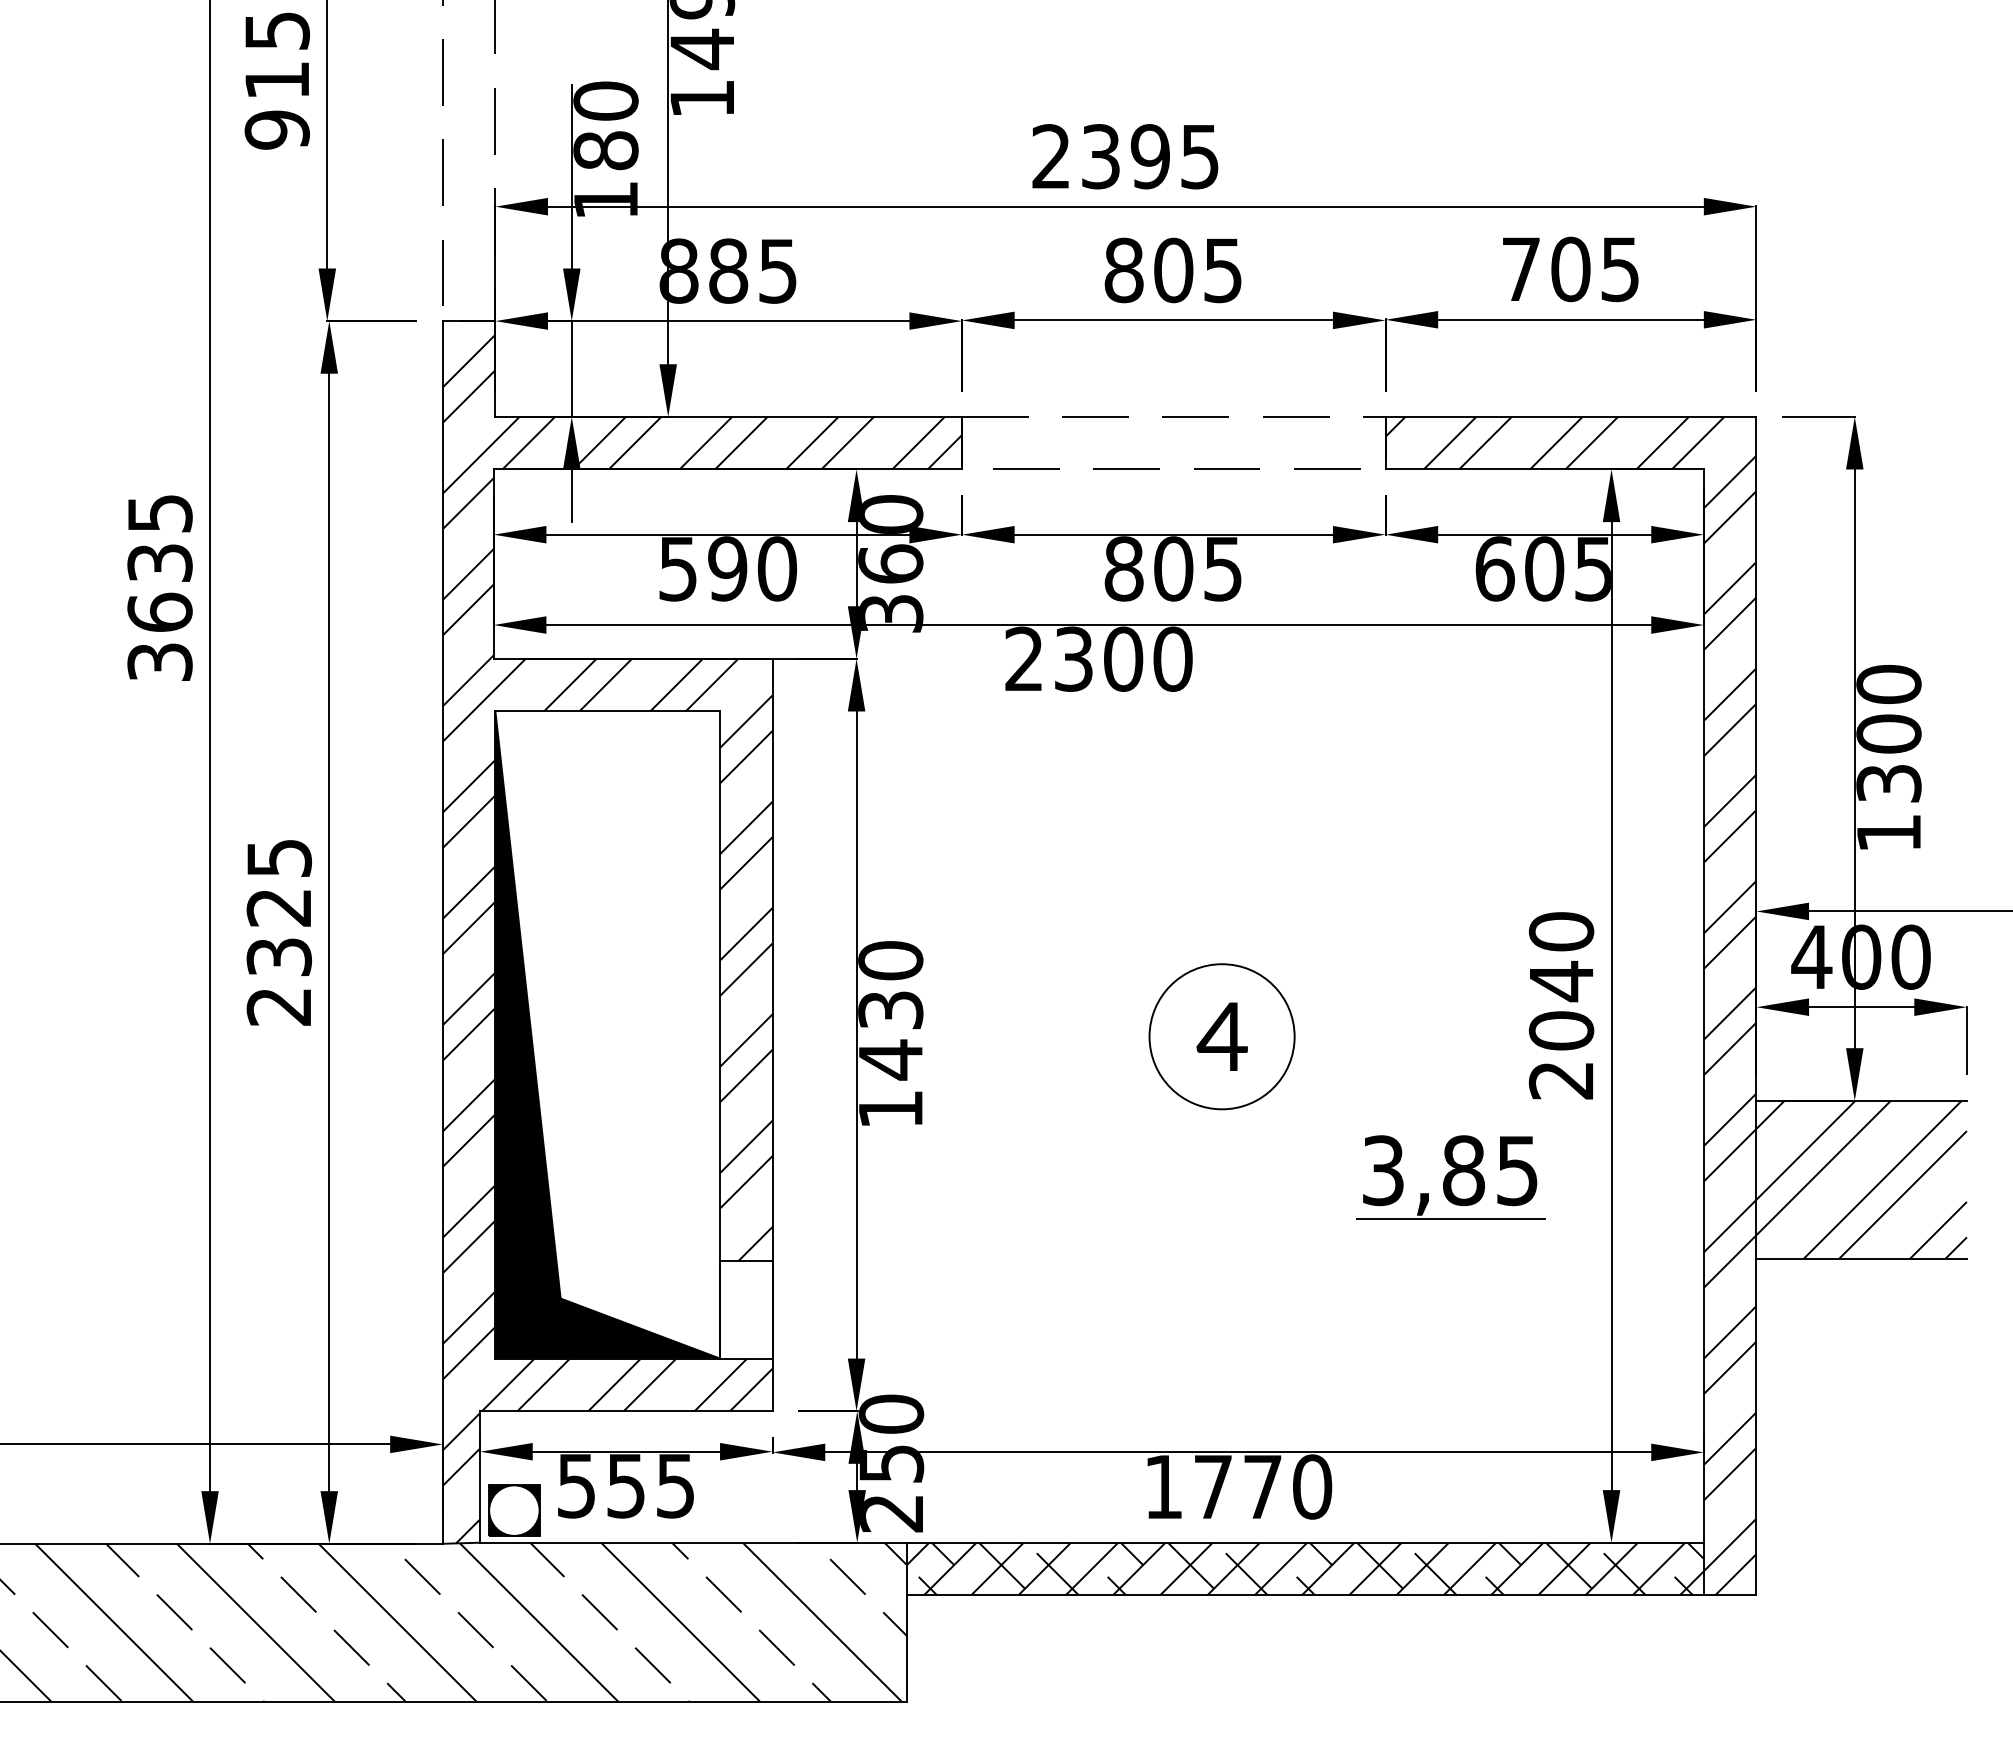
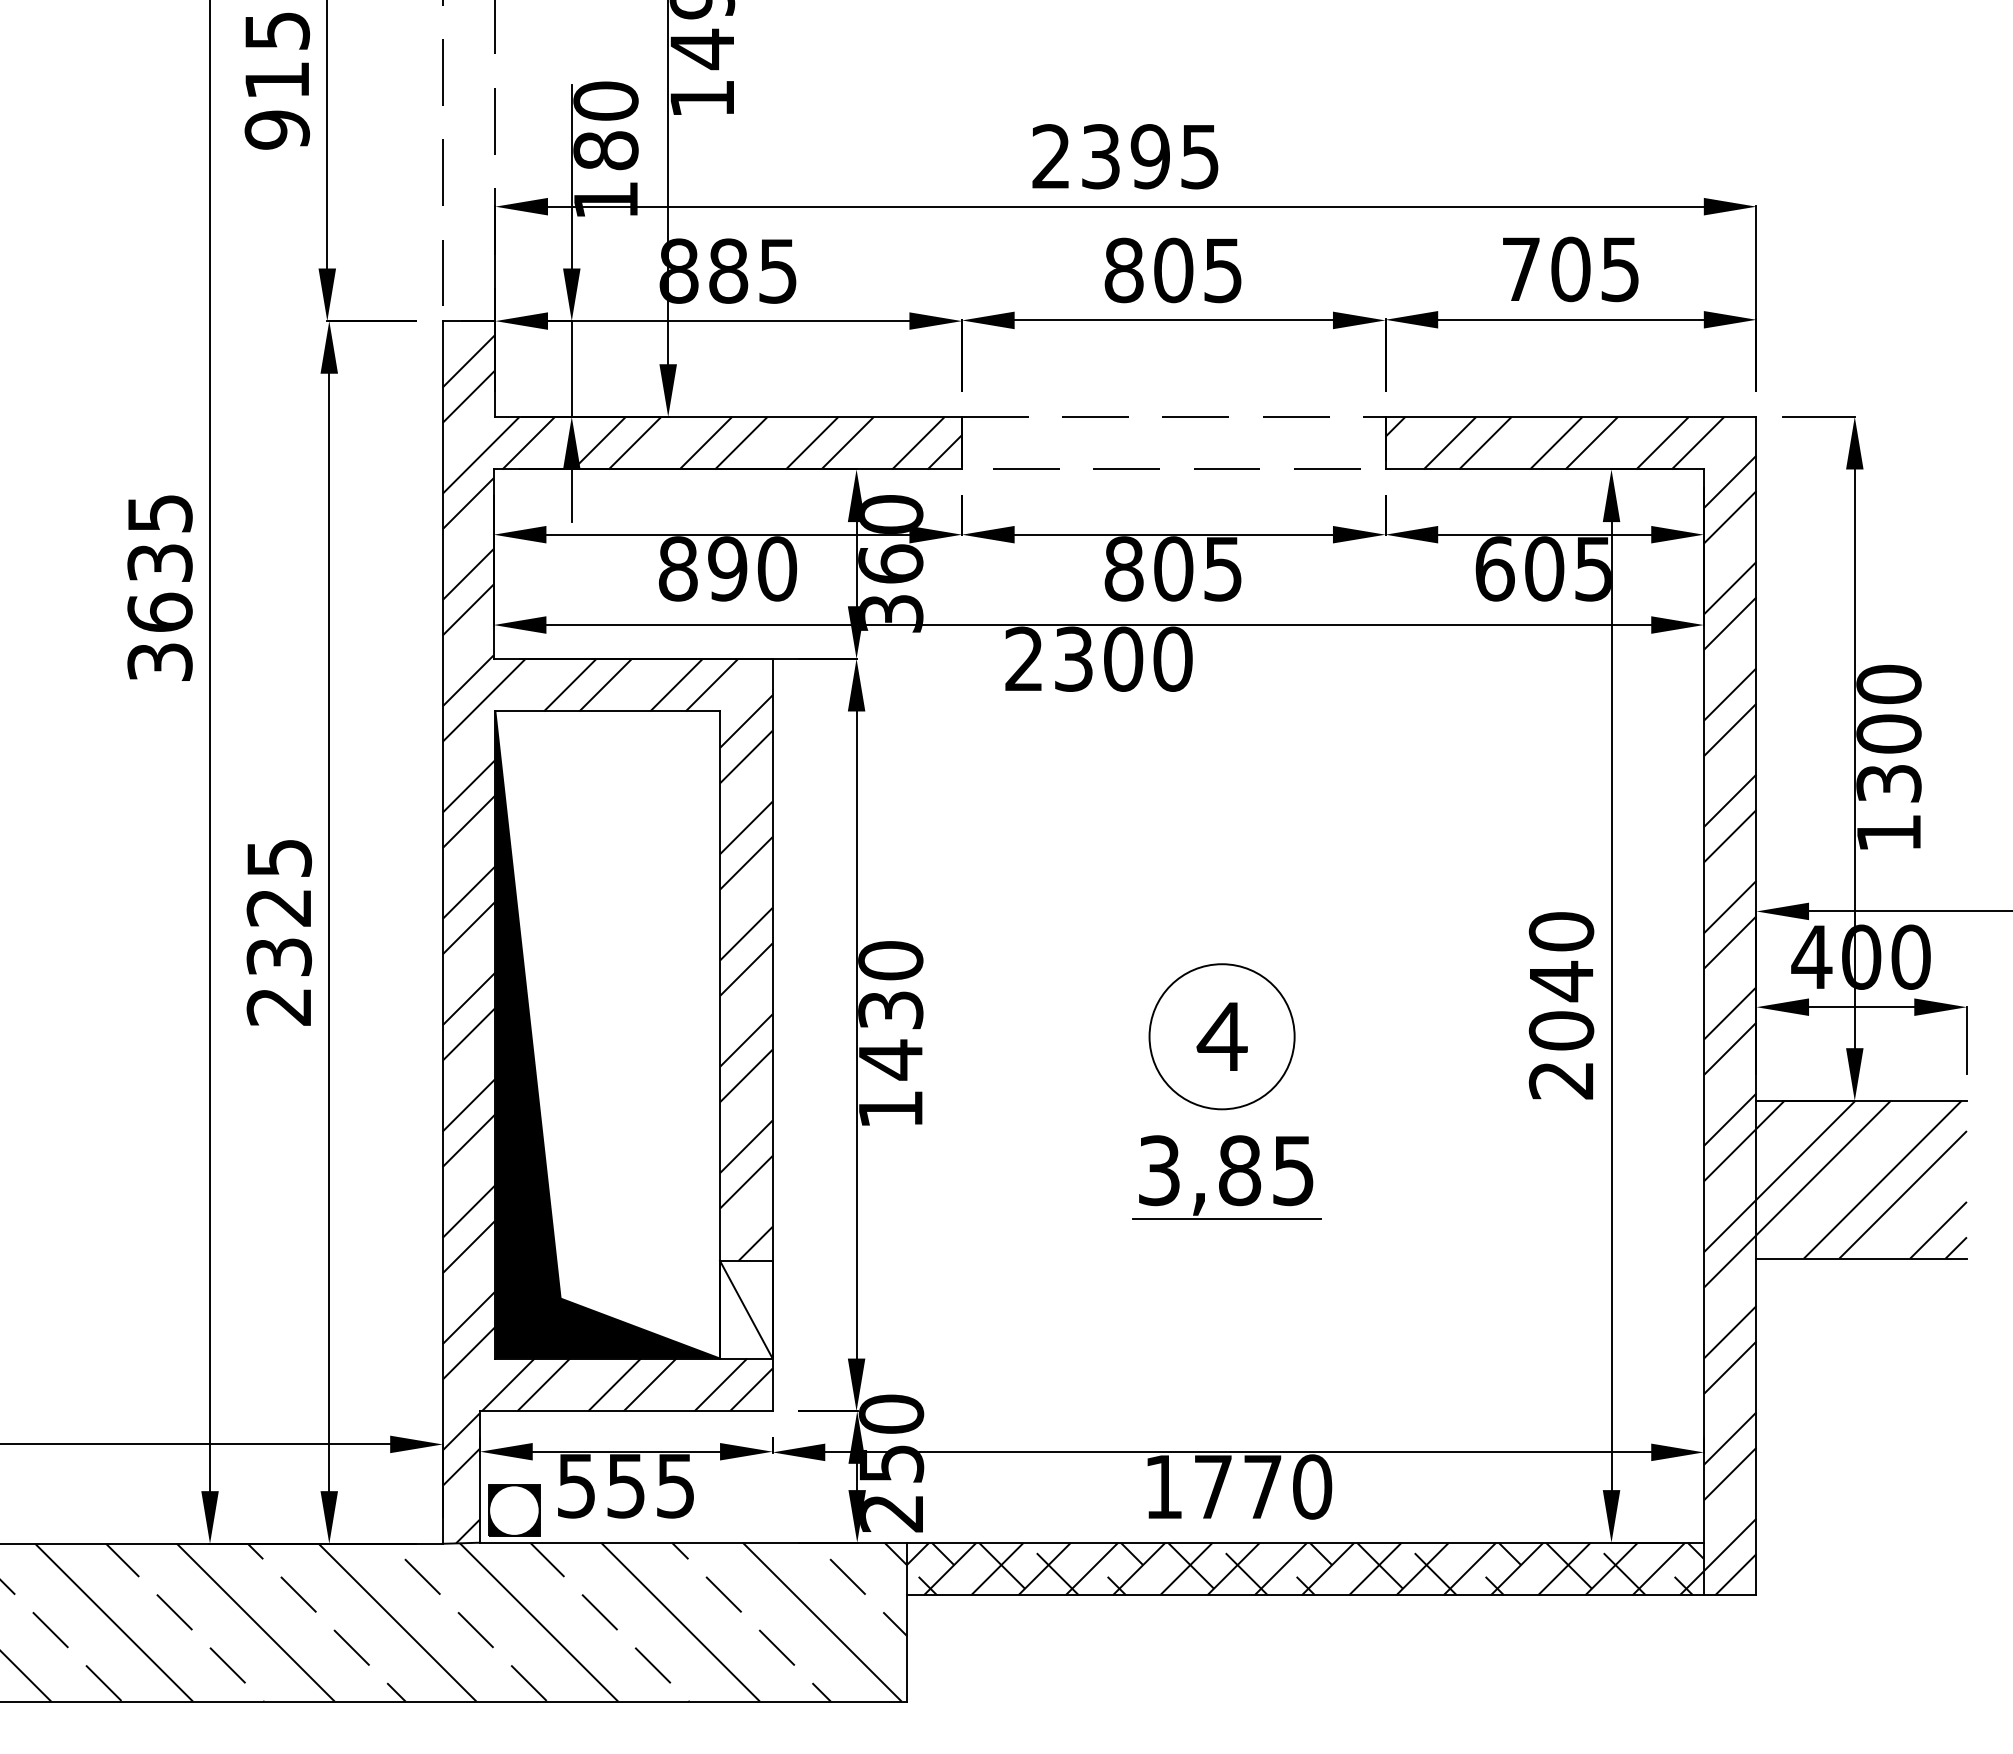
text: 590 -> 890 (677, 568)
part position: (1450, 1177) -> (1226, 1177) (1226, 1177)
line: none -> present (746, 1309)
